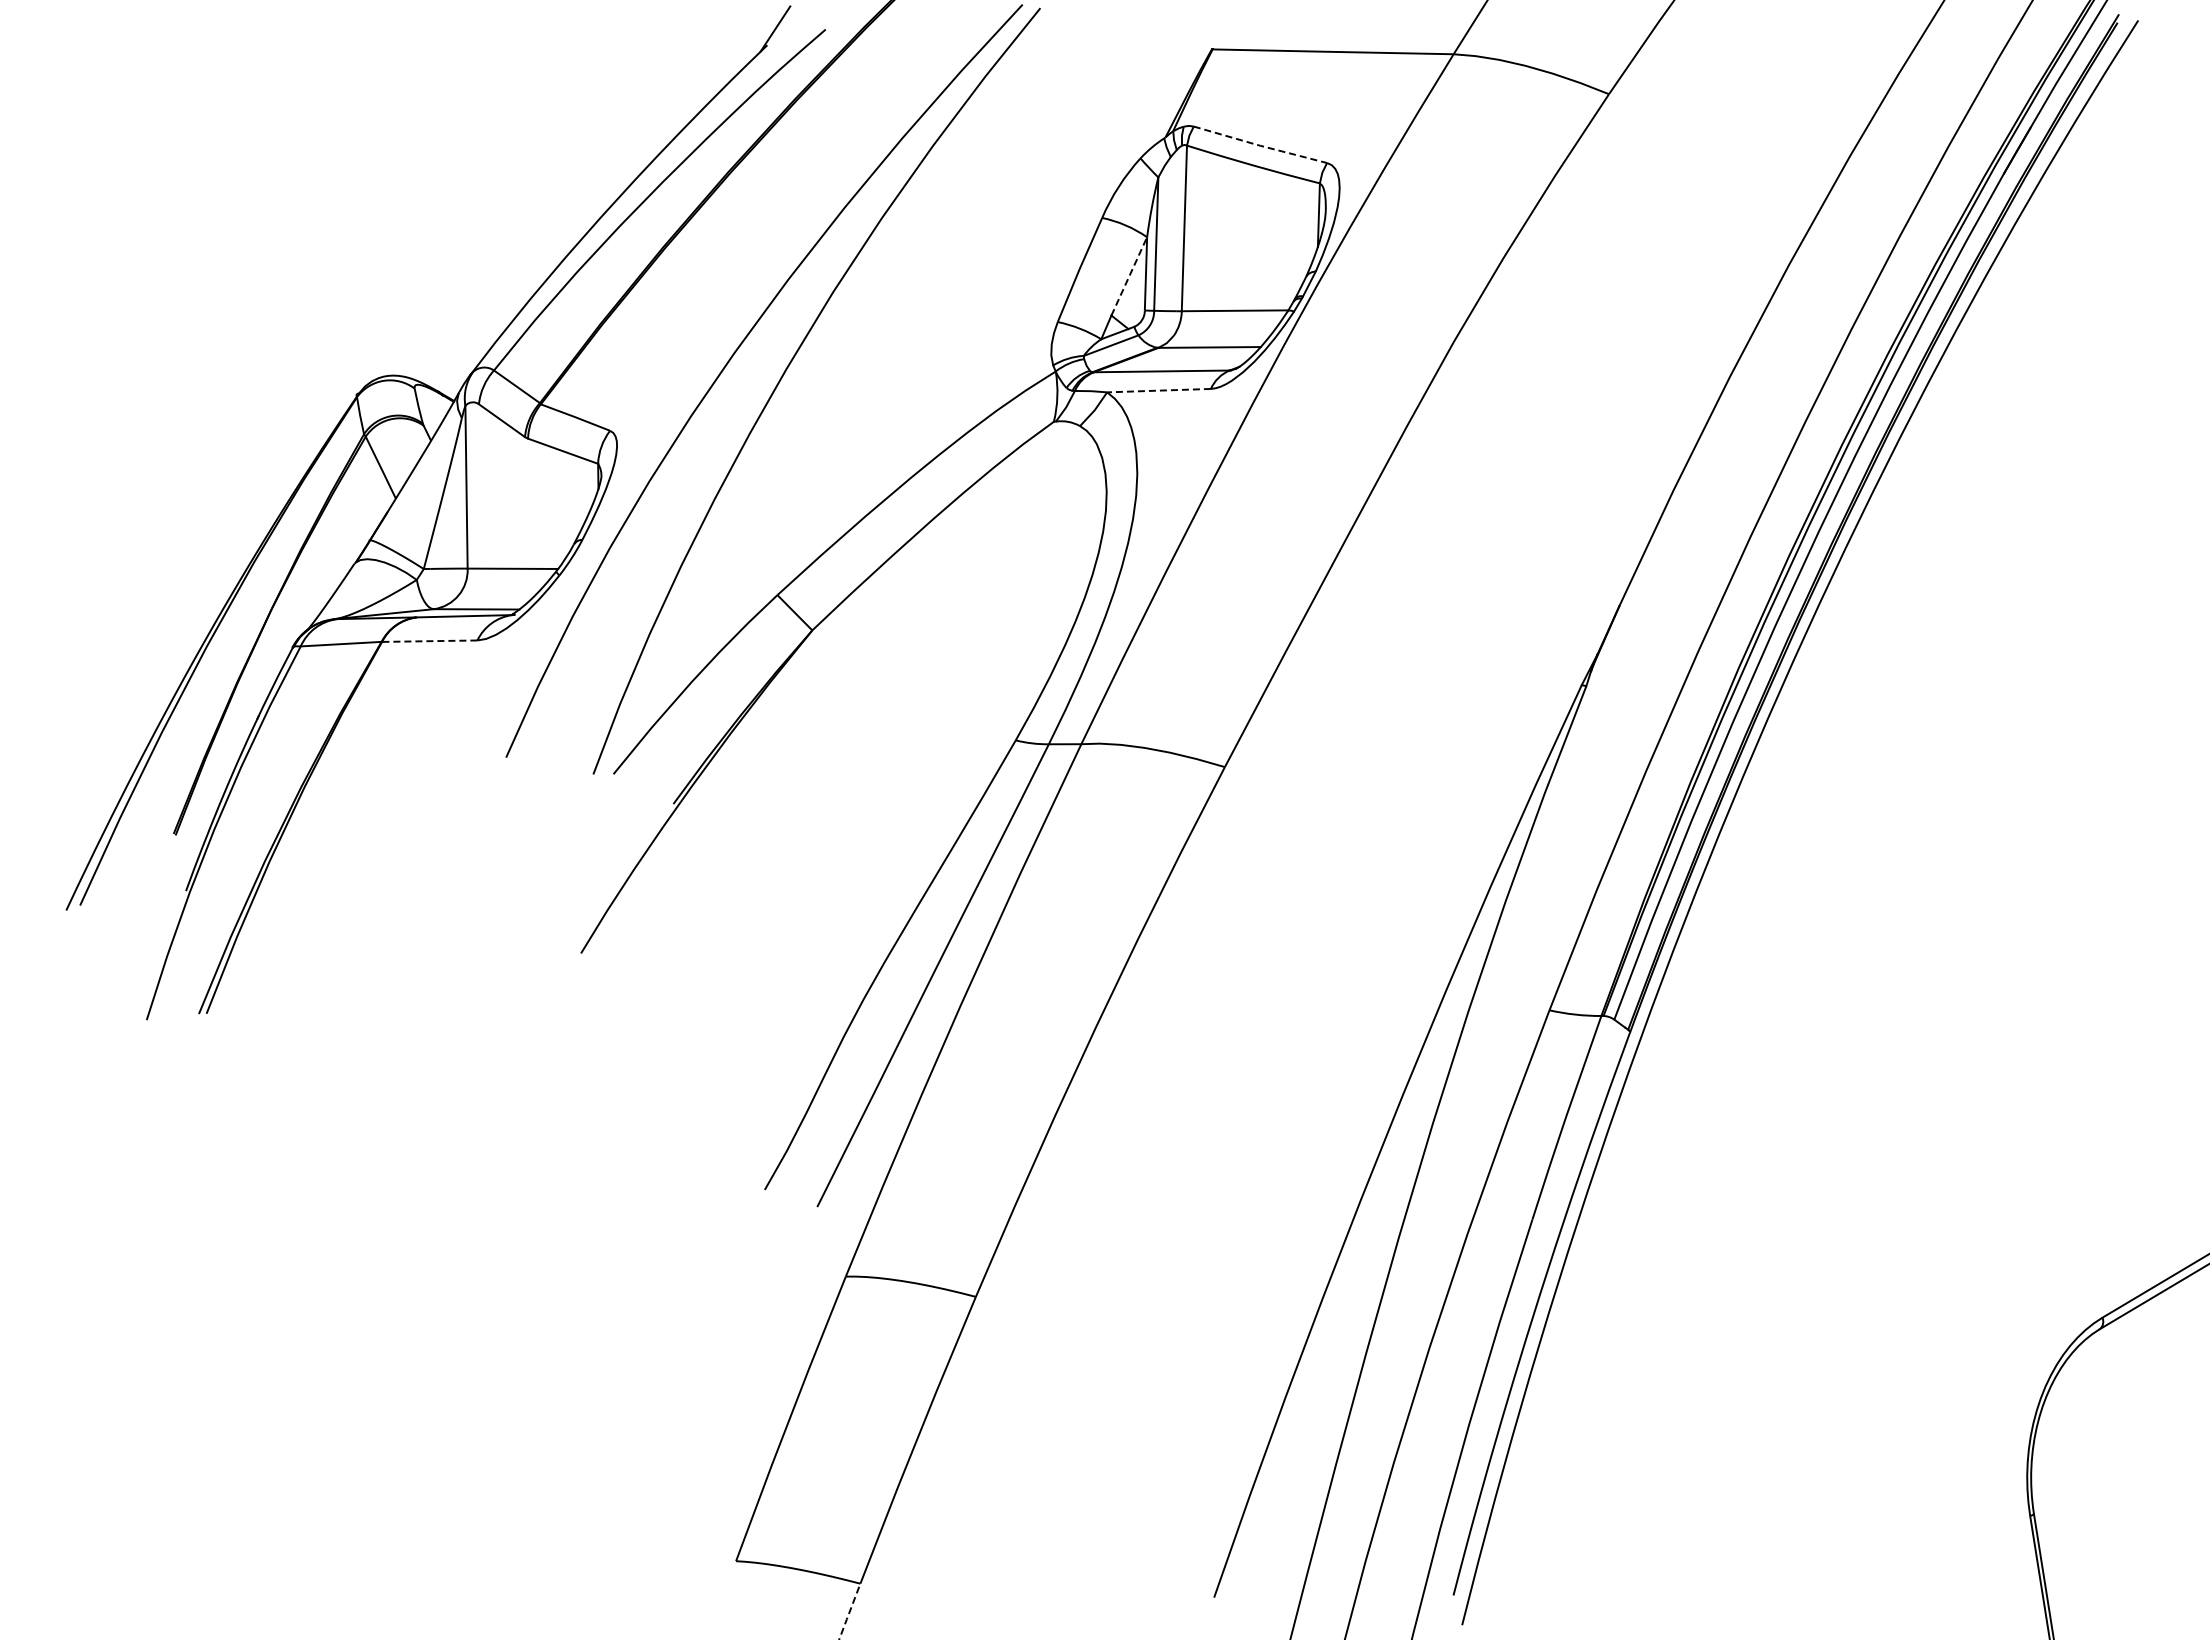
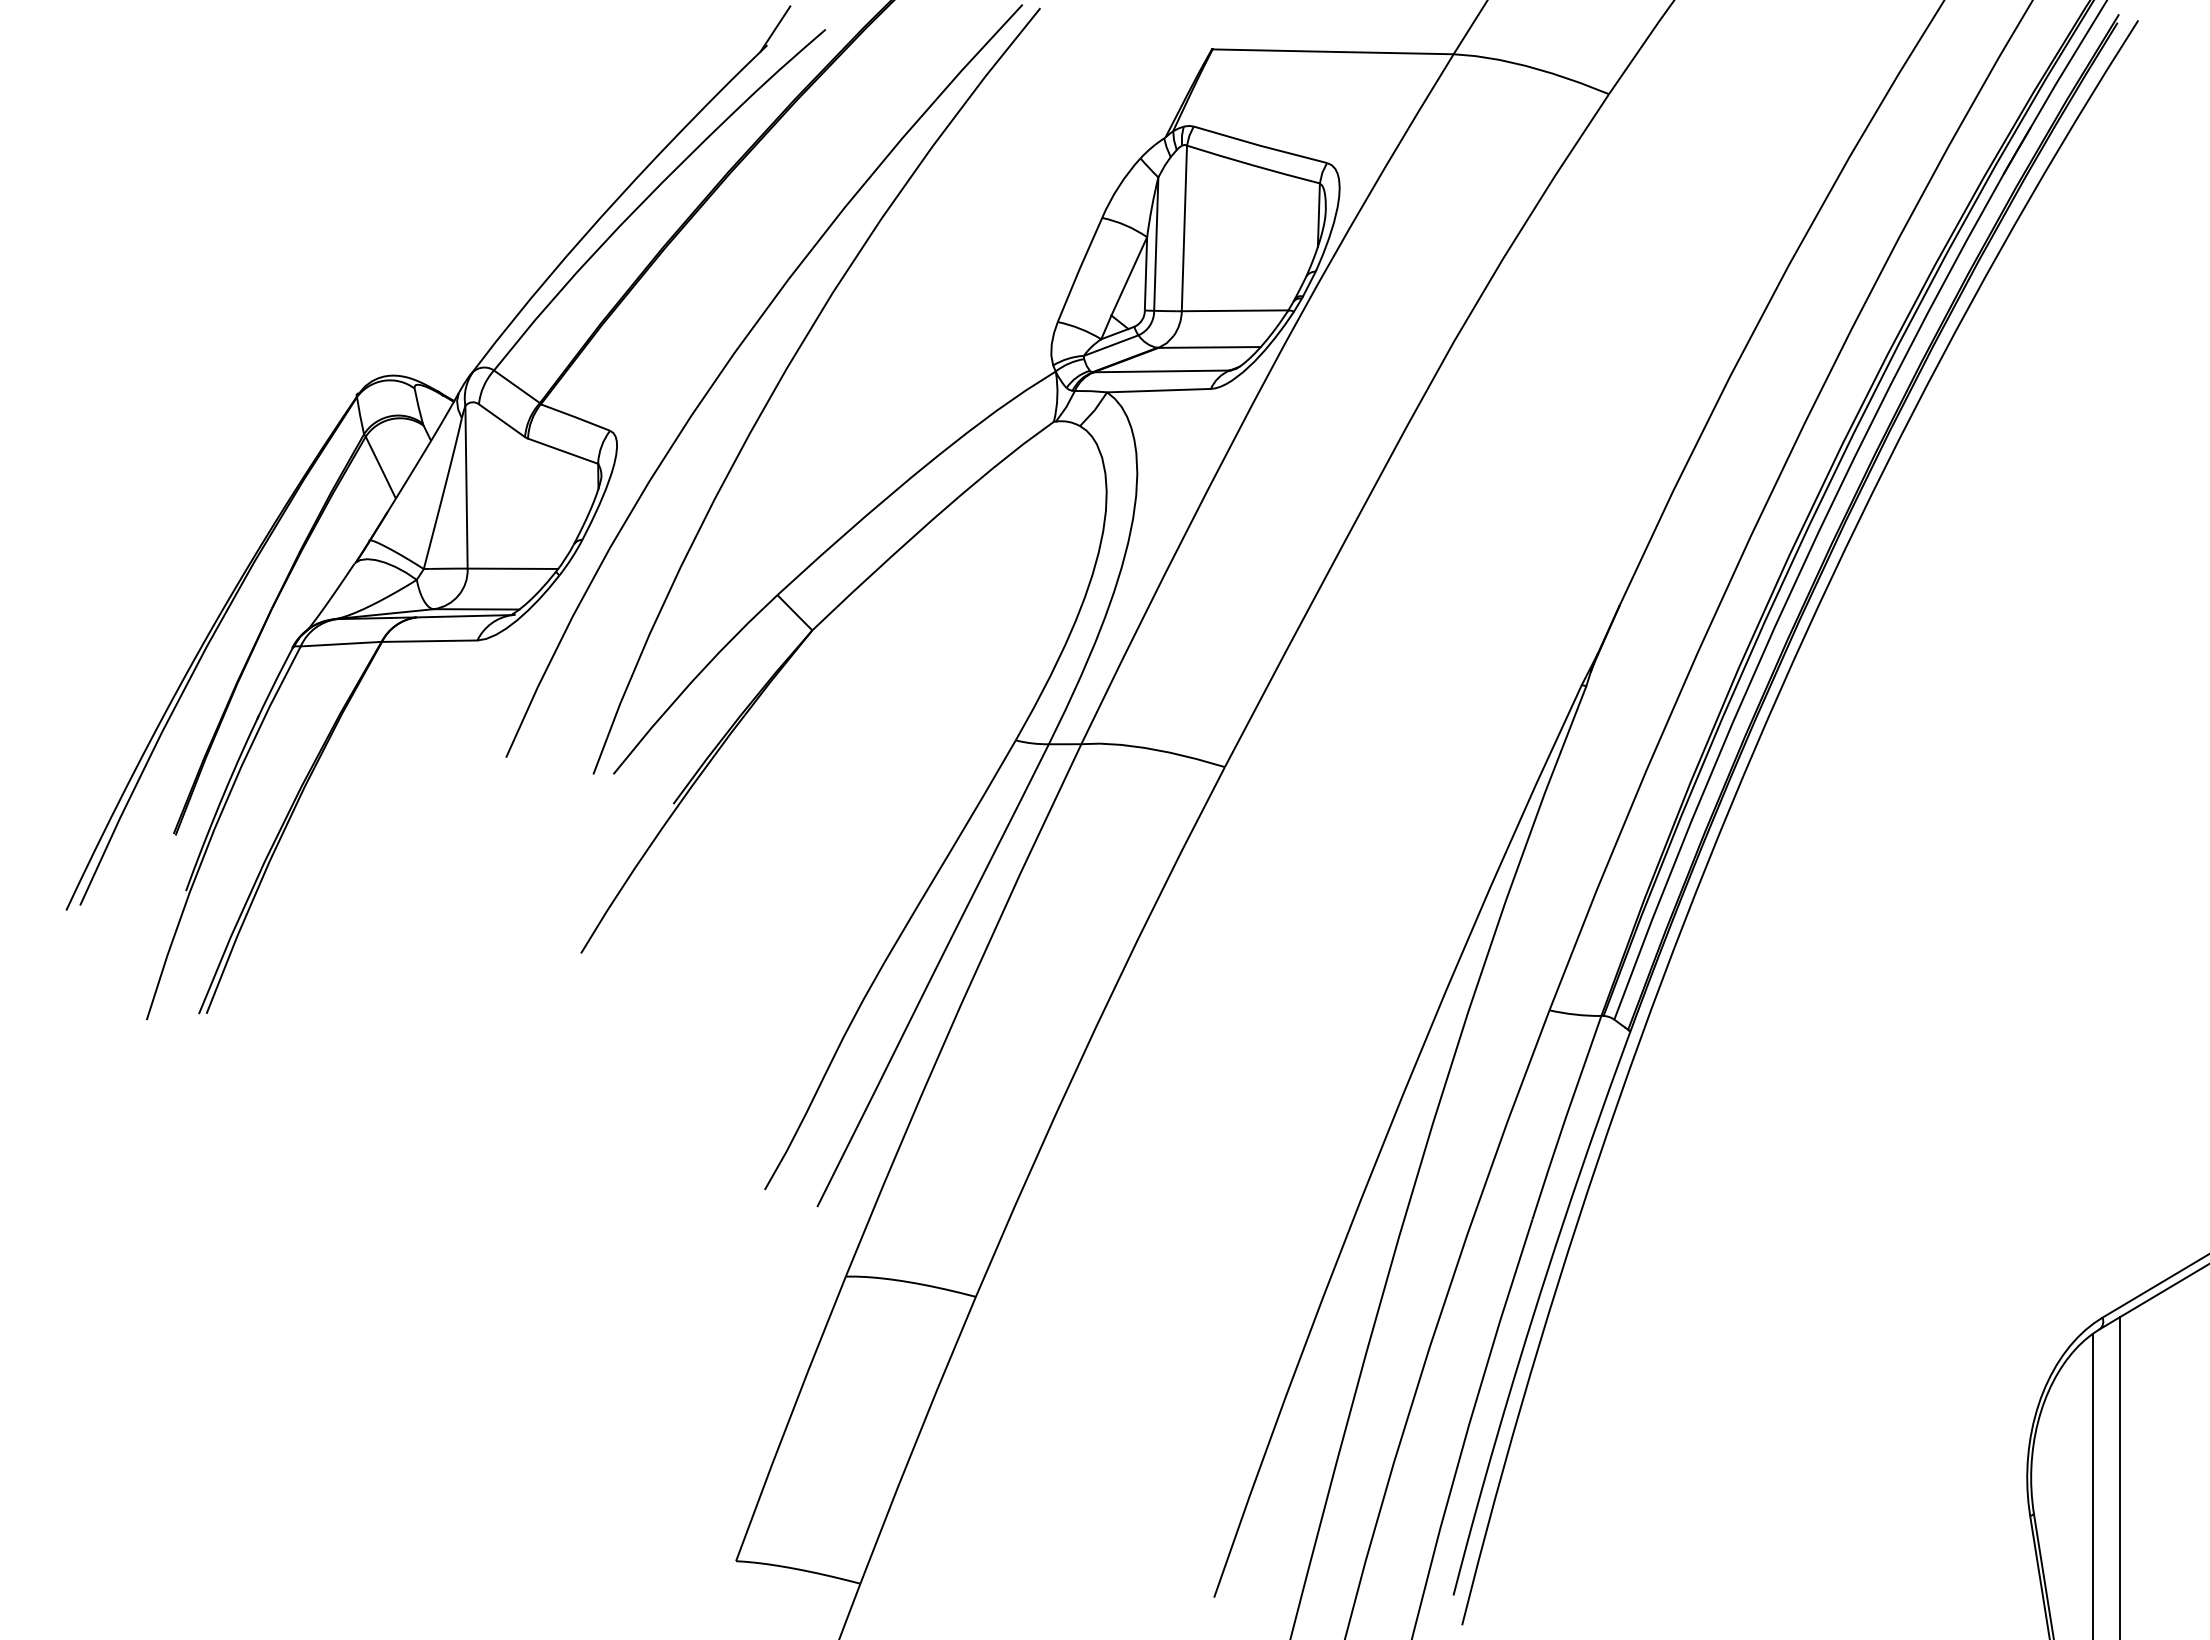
line: dashed -> solid (1260, 145)
line: dashed -> solid (1129, 275)
line: dashed -> solid (1159, 390)
line: dashed -> solid (429, 641)
line: none -> present (2119, 1476)
line: none -> present (2093, 1484)
line: dashed -> solid (849, 1612)
